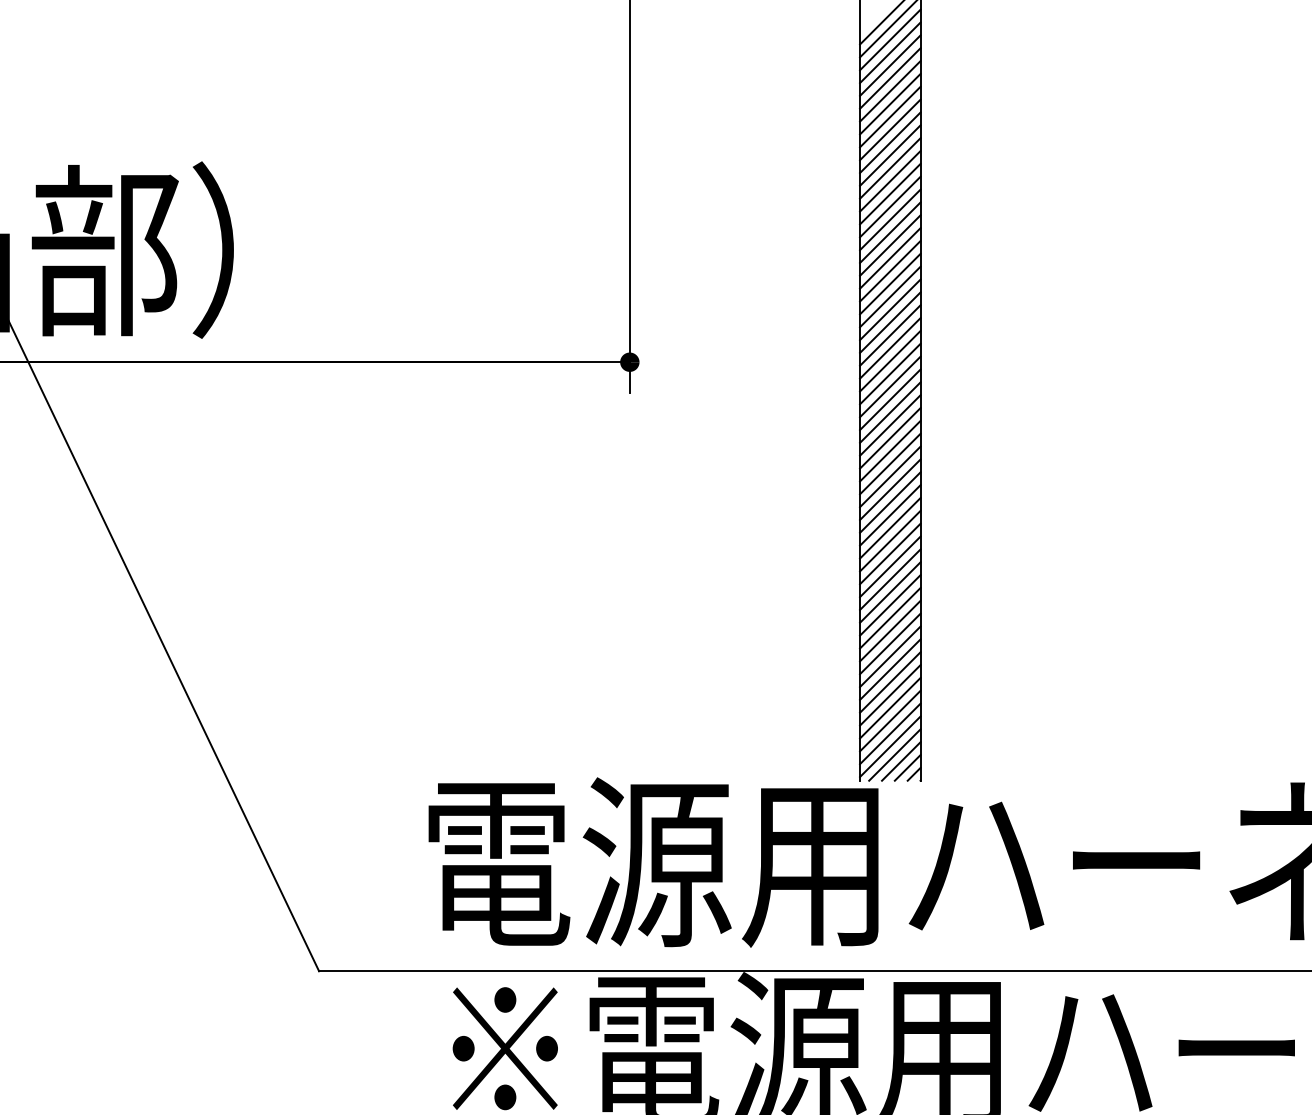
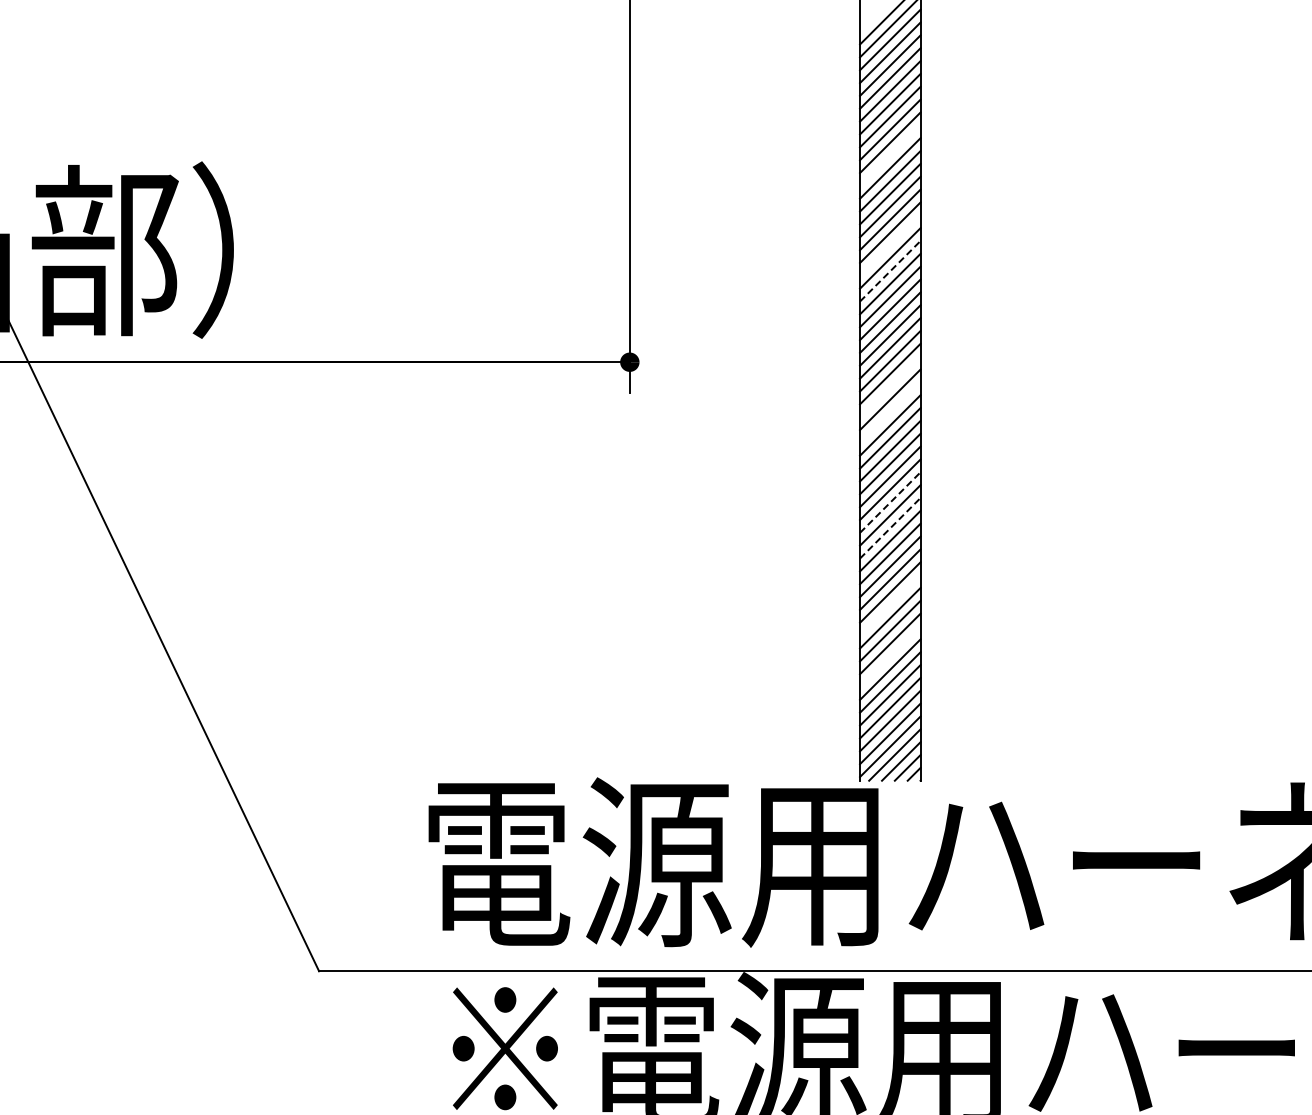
line: present -> none (890, 155)
line: present -> none (890, 245)
line: solid -> dashed (890, 271)
line: present -> none (890, 386)
line: present -> none (890, 412)
line: solid -> dashed (890, 502)
line: solid -> dashed (890, 528)
line: present -> none (890, 605)
line: present -> none (890, 656)
